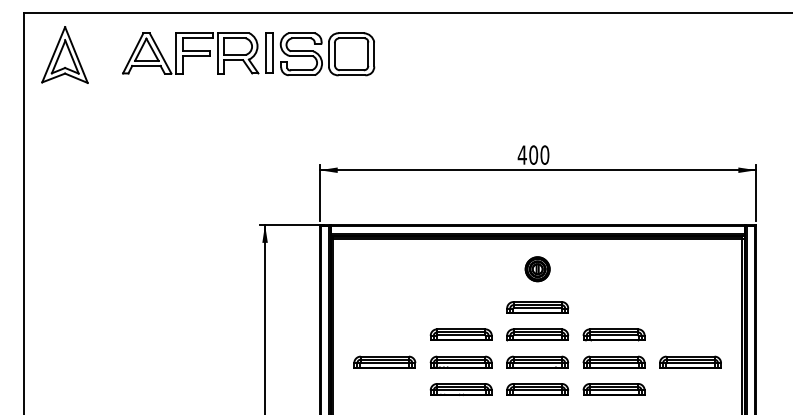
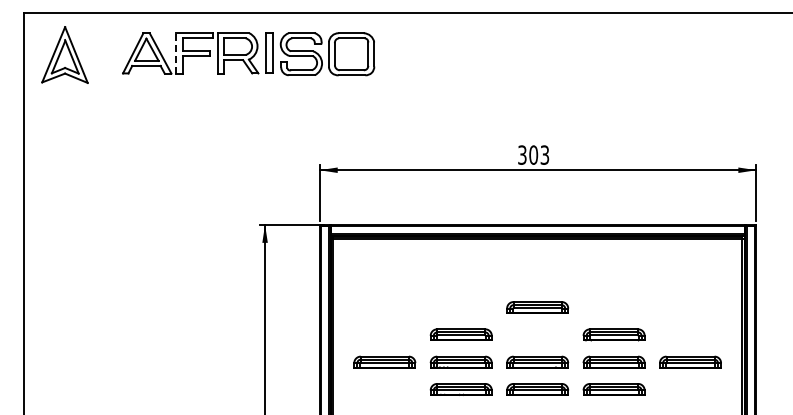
line: solid -> dashed (176, 52)
text: 400 -> 303 (533, 154)
part: present -> none (537, 269)
part: present -> none (537, 334)
